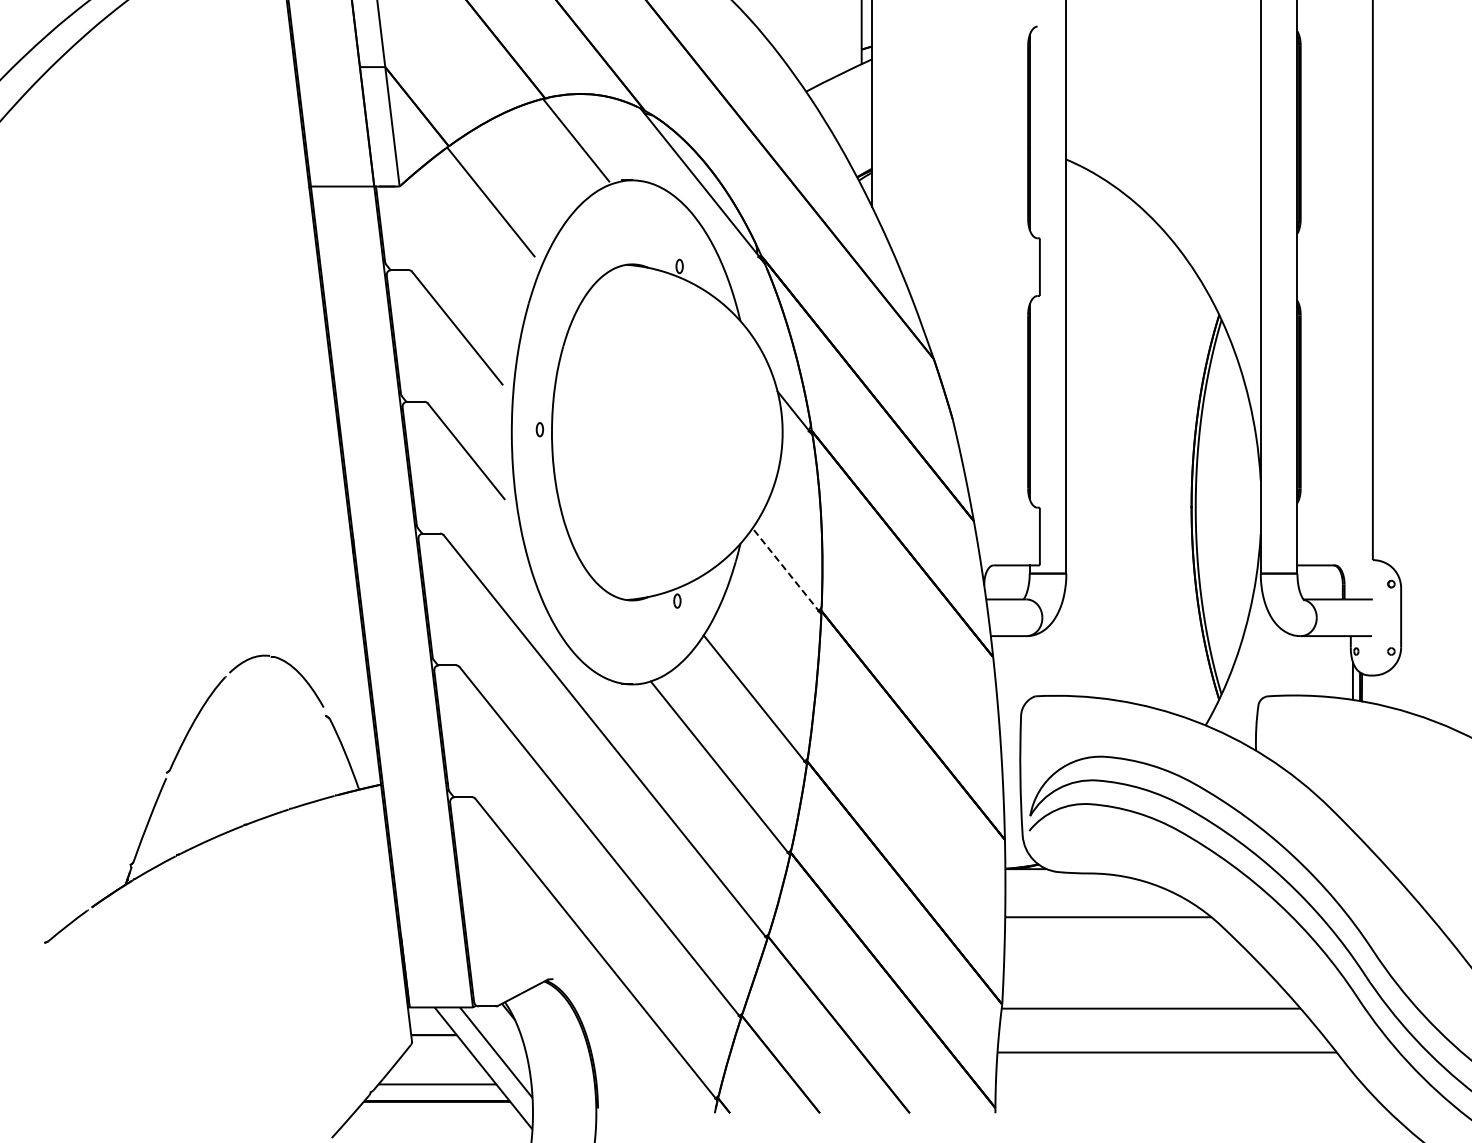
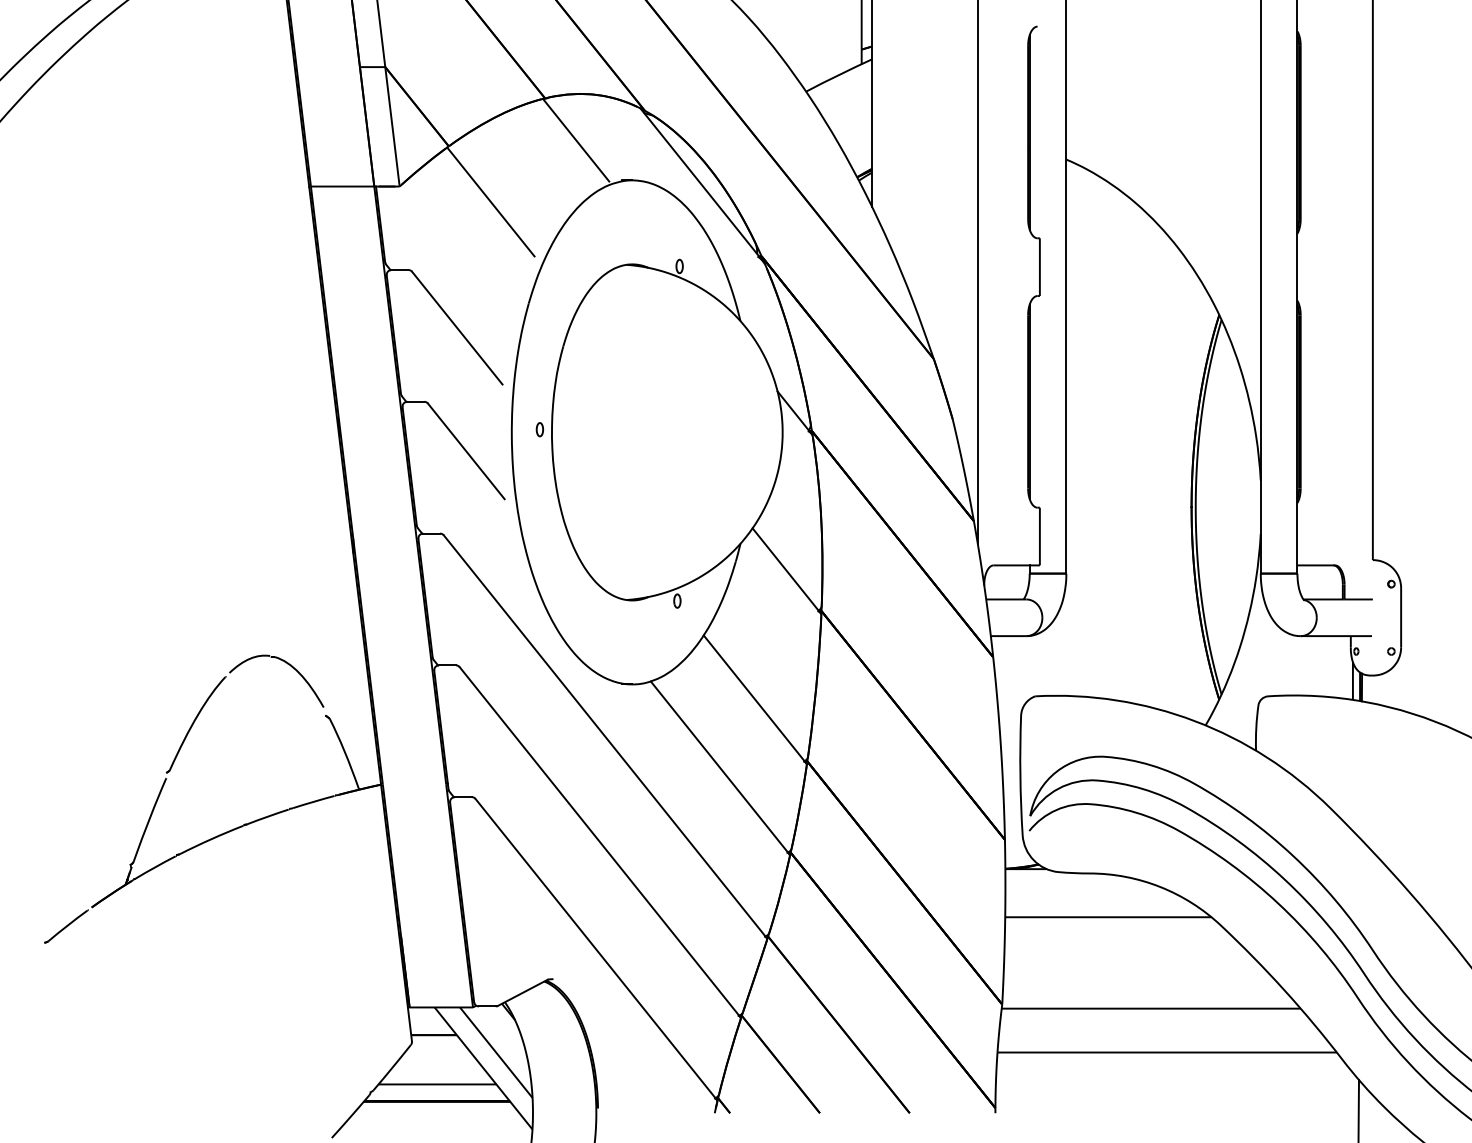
line: none -> present (977, 273)
line: dashed -> solid (786, 570)
line: none -> present (1358, 1109)
